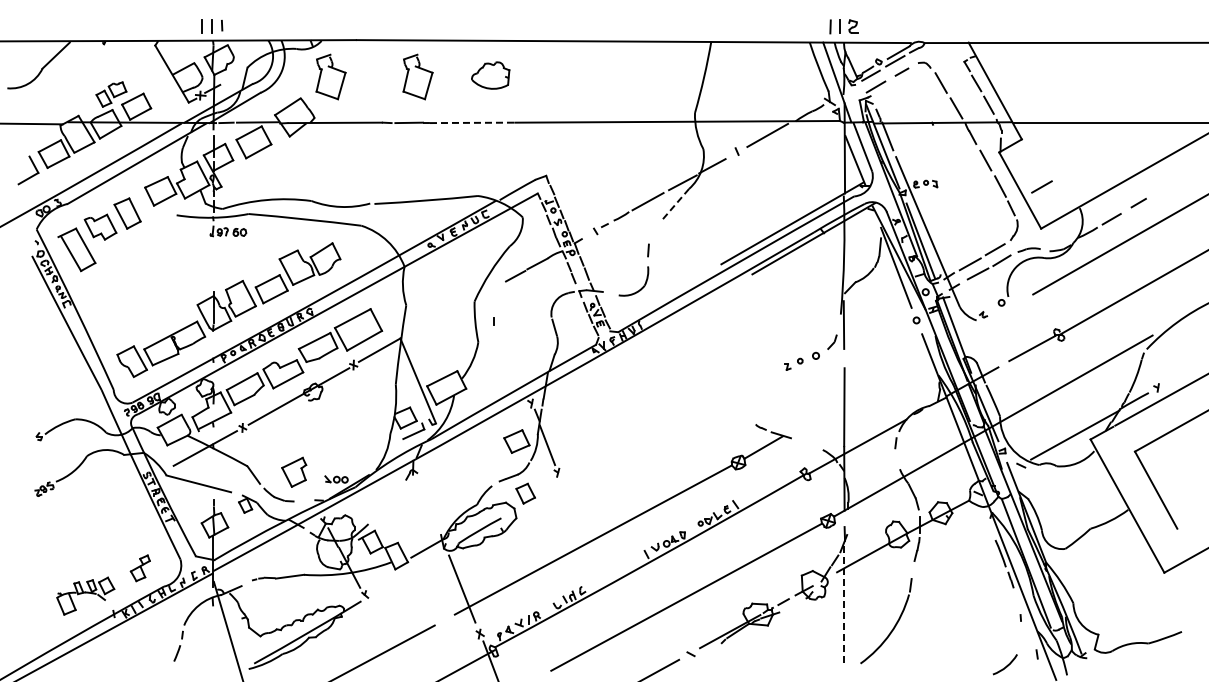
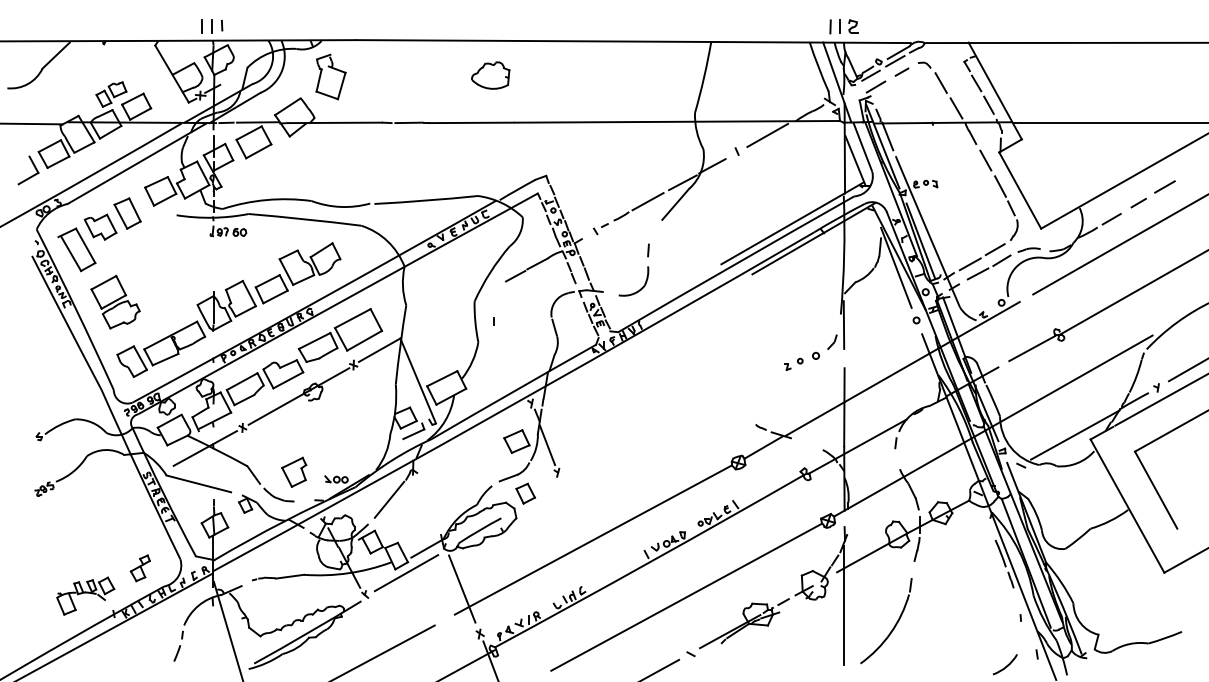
part: present -> none (417, 76)
line: dashed -> solid (471, 122)
line position: (1041, 186) -> (1164, 186) (1164, 186)
line: dashed -> solid (675, 204)
part: none -> present (115, 301)
line: none -> present (902, 368)
line: none -> present (1186, 370)
line: none -> present (389, 499)
line: none -> present (406, 573)
line: dashed -> solid (844, 605)
